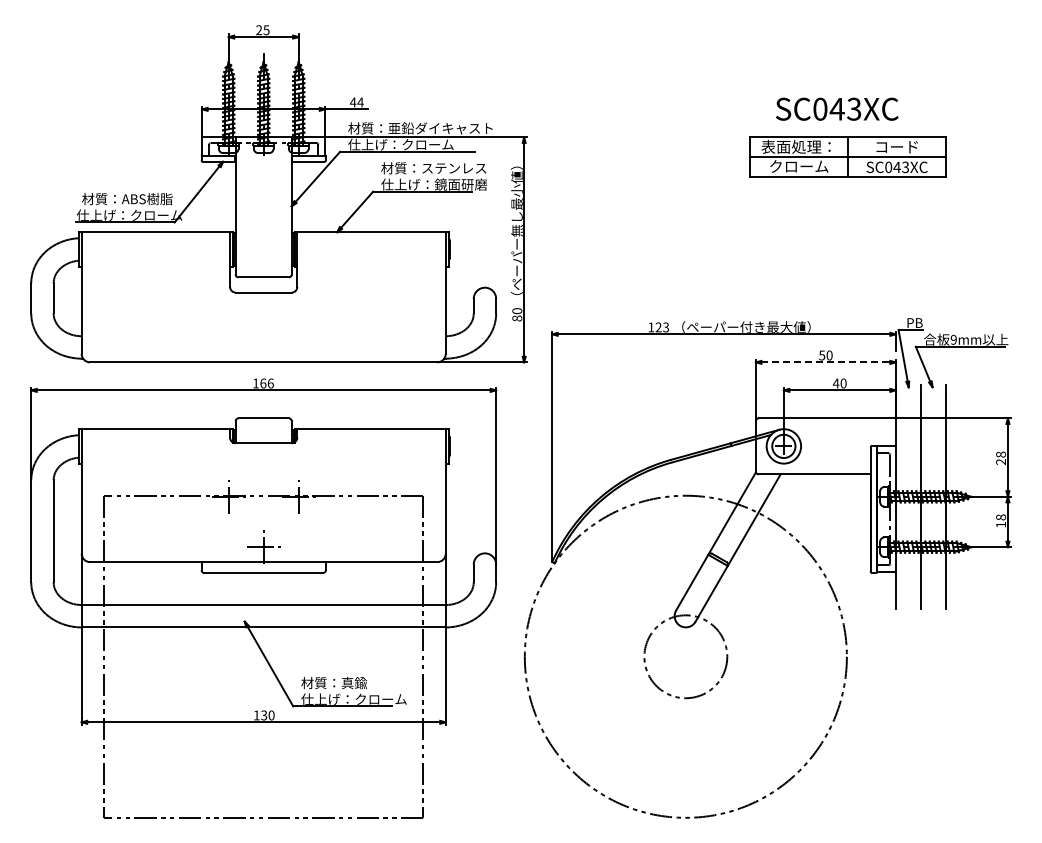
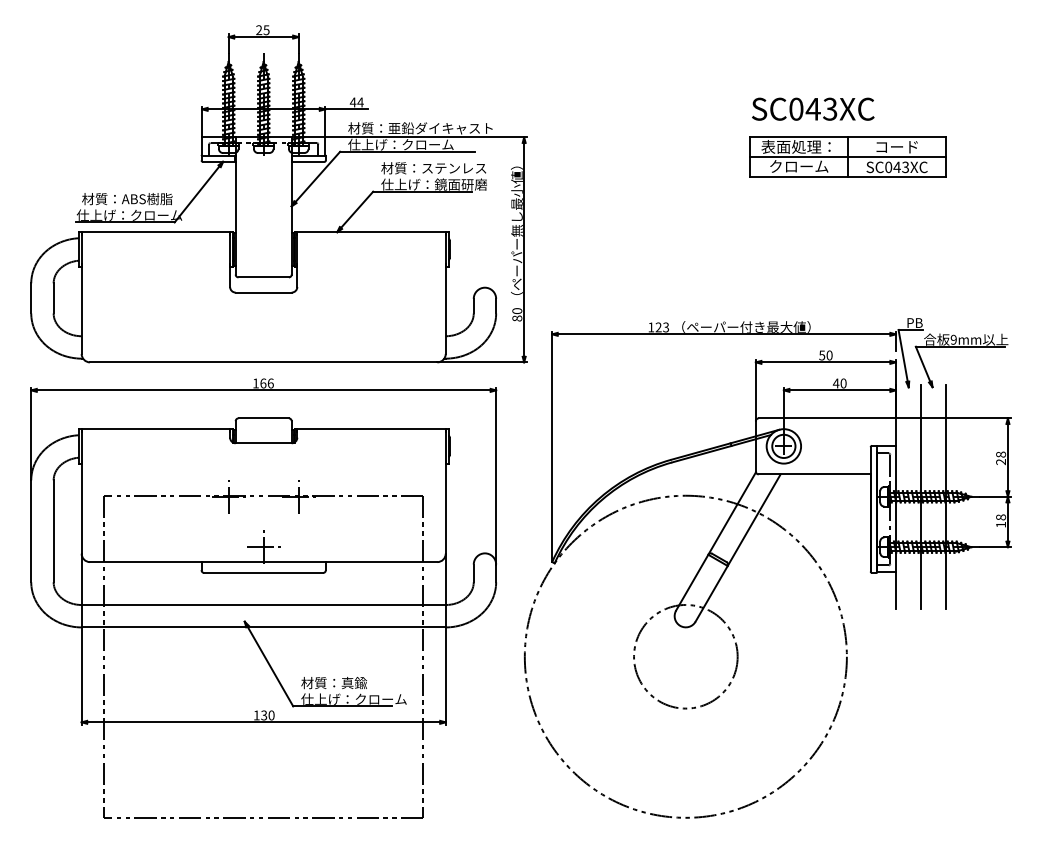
text position: (837, 108) -> (813, 108) (813, 108)
line: dashed -> solid (826, 362)
circle diameter: 83 px -> 104 px (685, 656)
